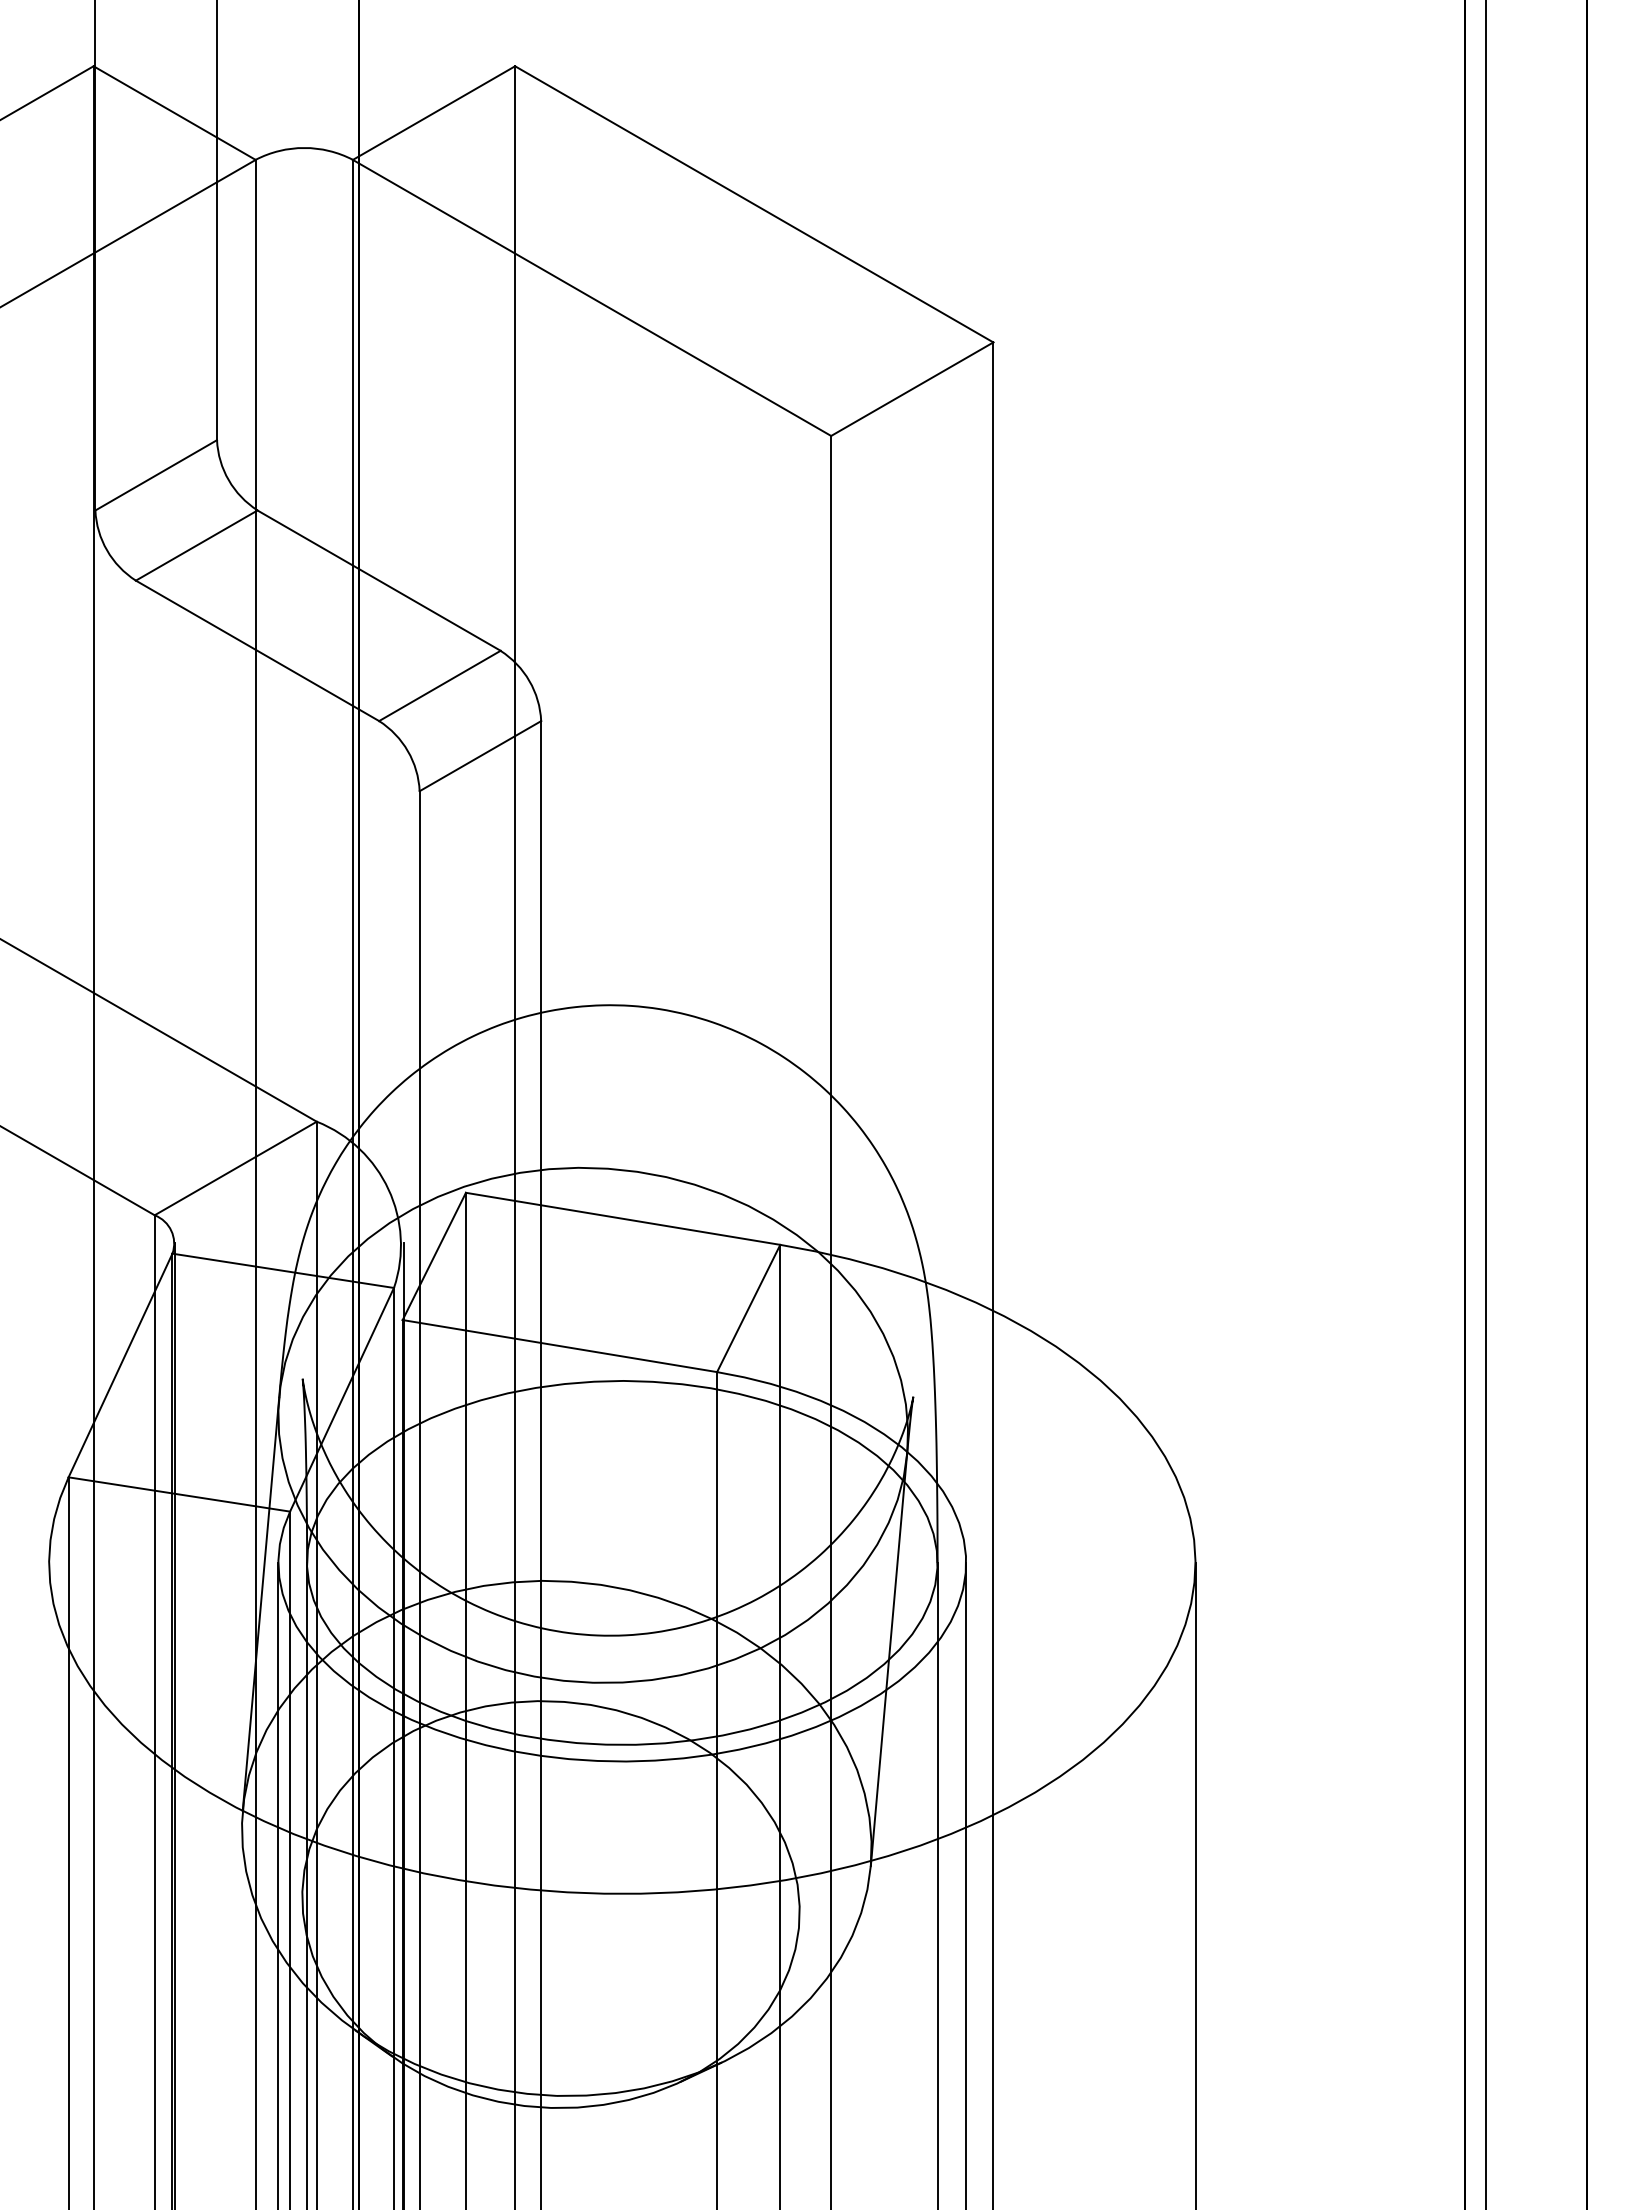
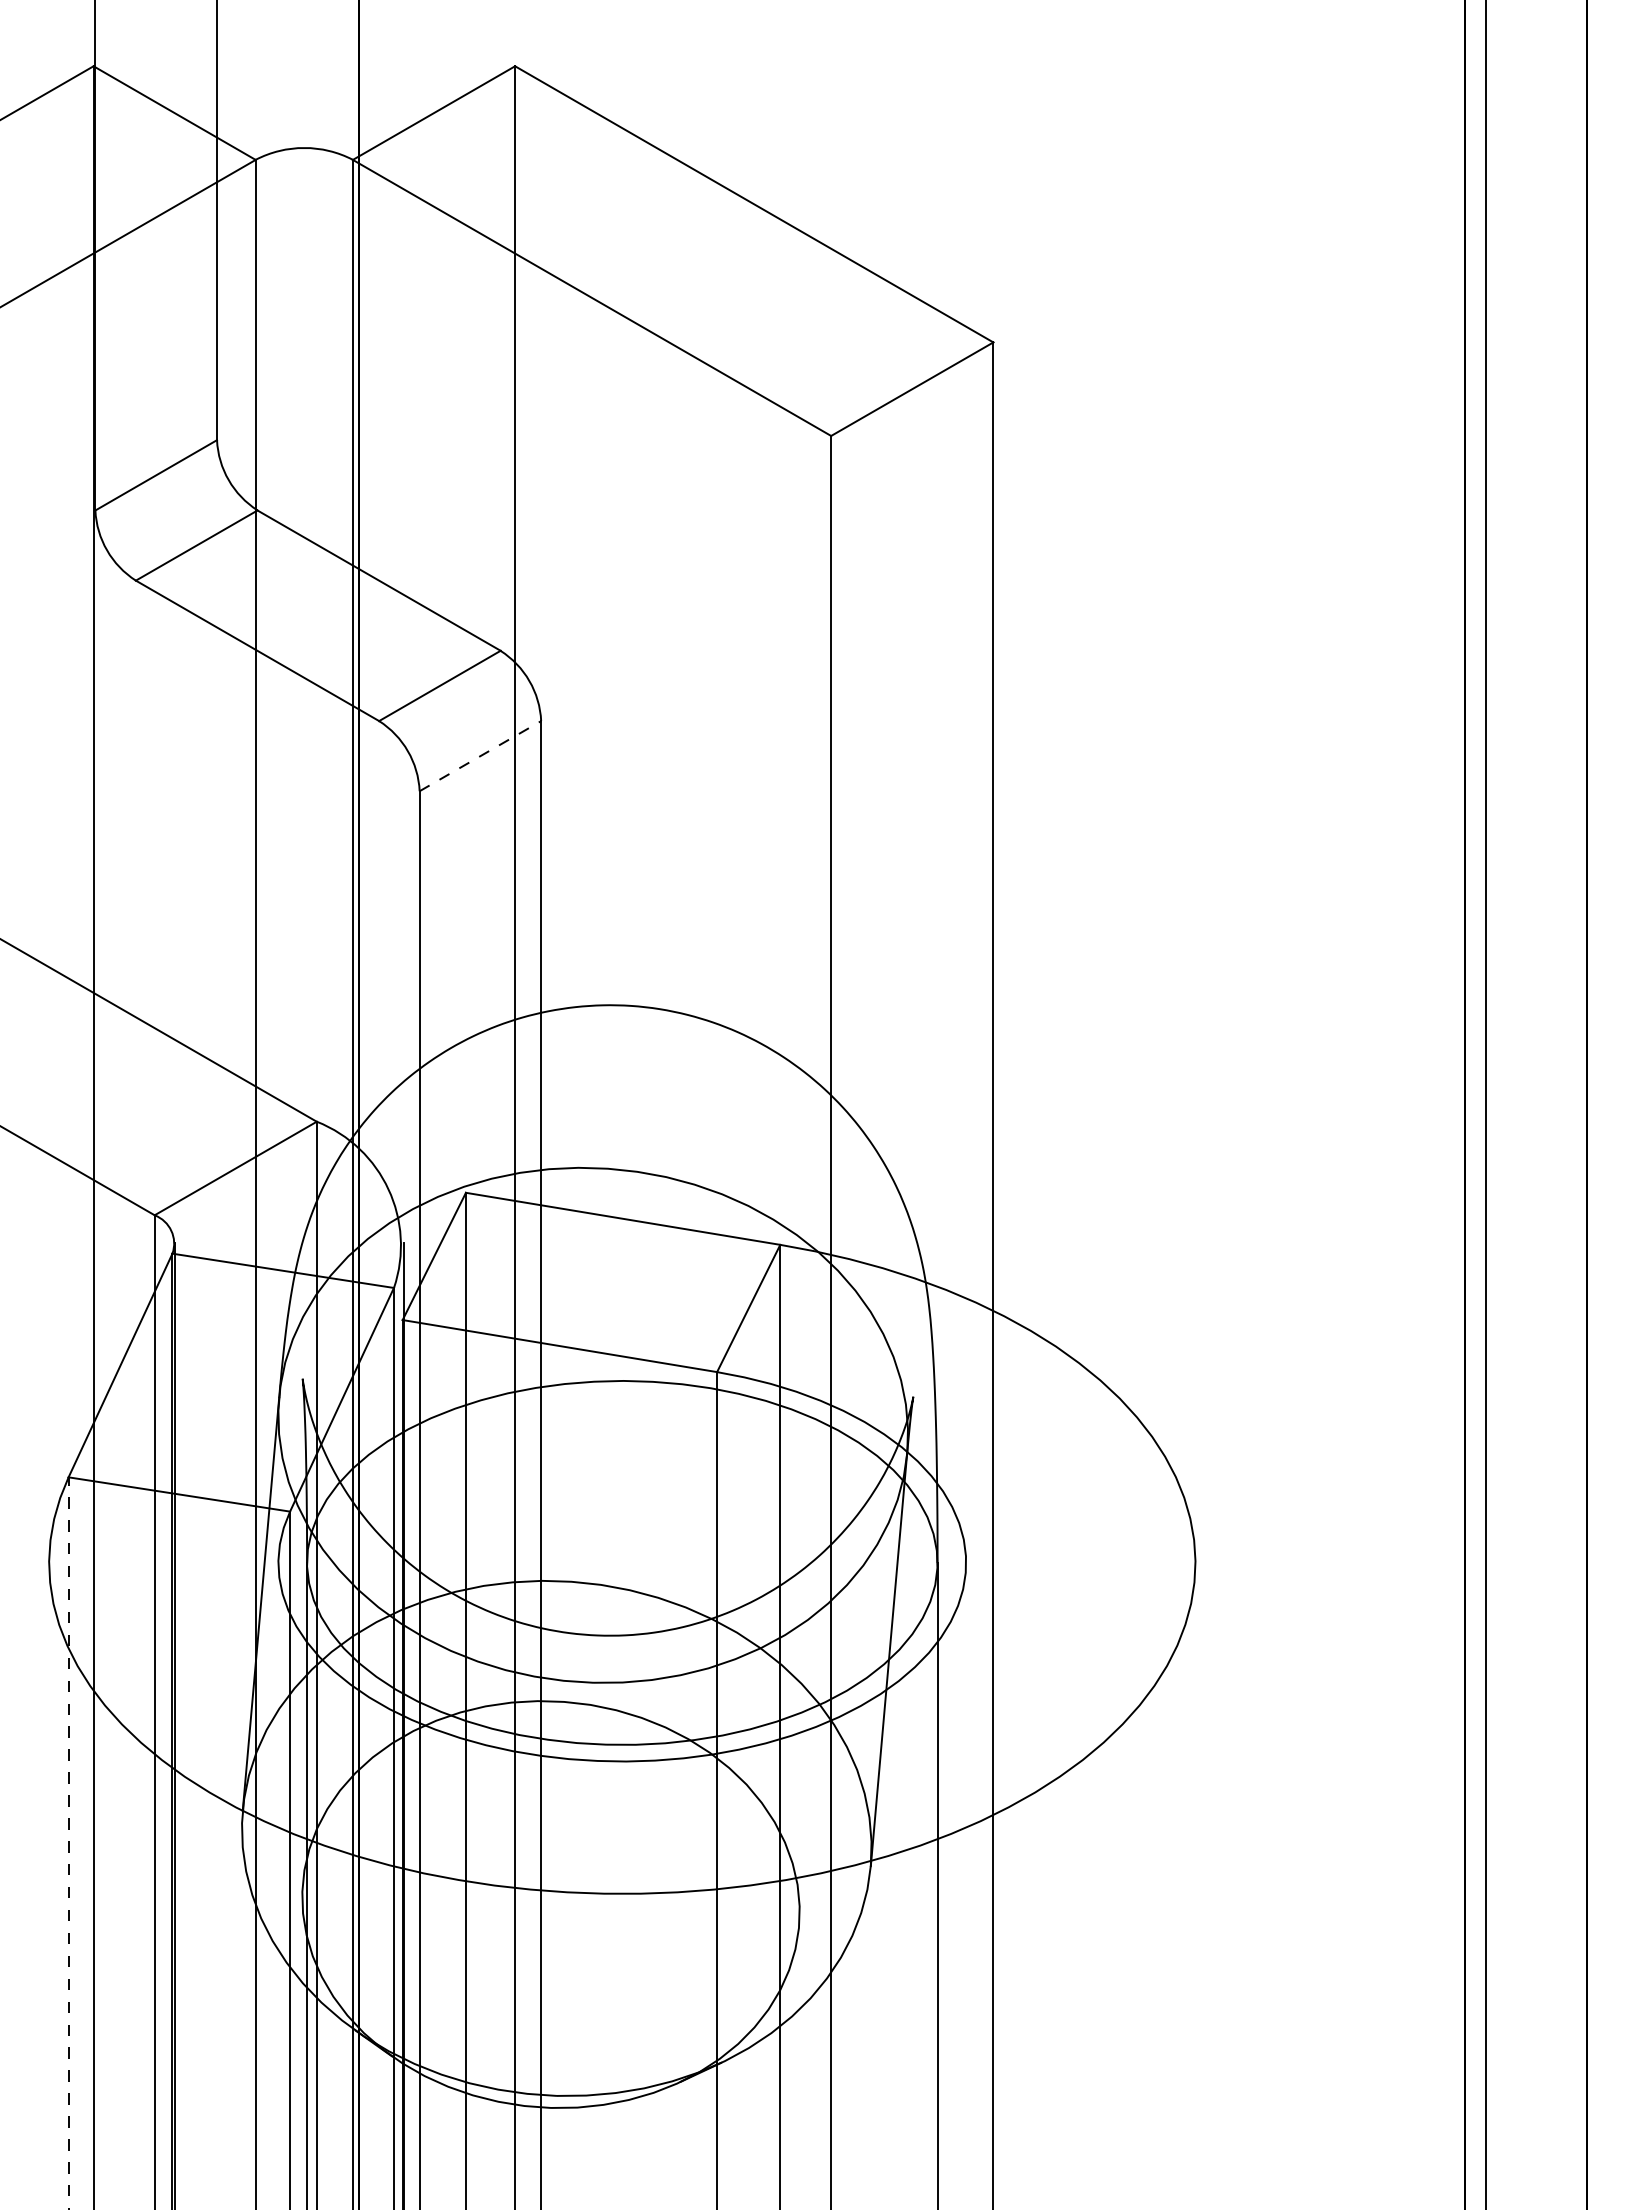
line: solid -> dashed (480, 755)
line: solid -> dashed (68, 1843)
line: present -> none (278, 1884)
line: present -> none (966, 1884)
line: present -> none (1195, 1884)
